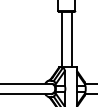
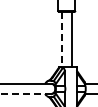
line: solid -> dashed (61, 39)
line: solid -> dashed (26, 93)
